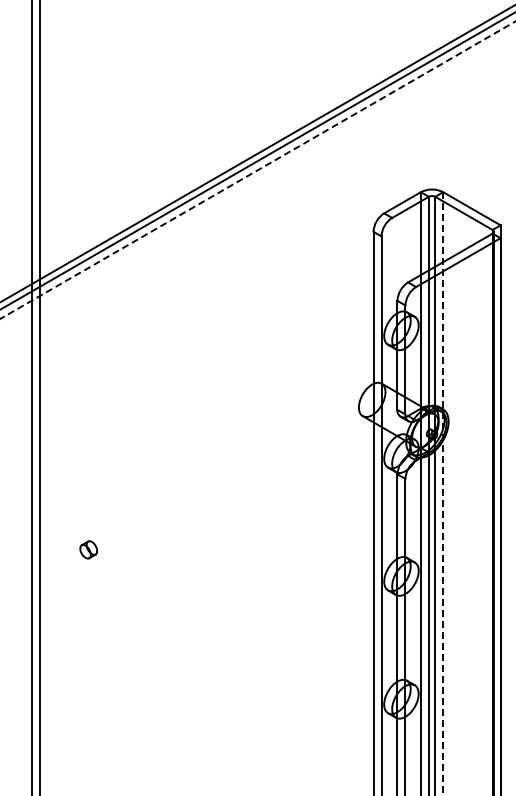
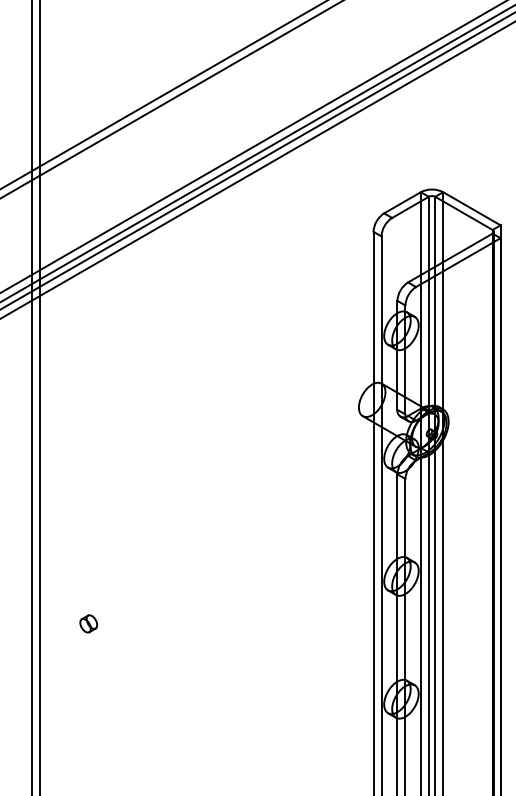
line: none -> present (163, 95)
line: none -> present (171, 99)
line: none -> present (252, 146)
line: dashed -> solid (257, 170)
line: dashed -> solid (443, 494)
part position: (88, 549) -> (88, 623) (88, 623)
